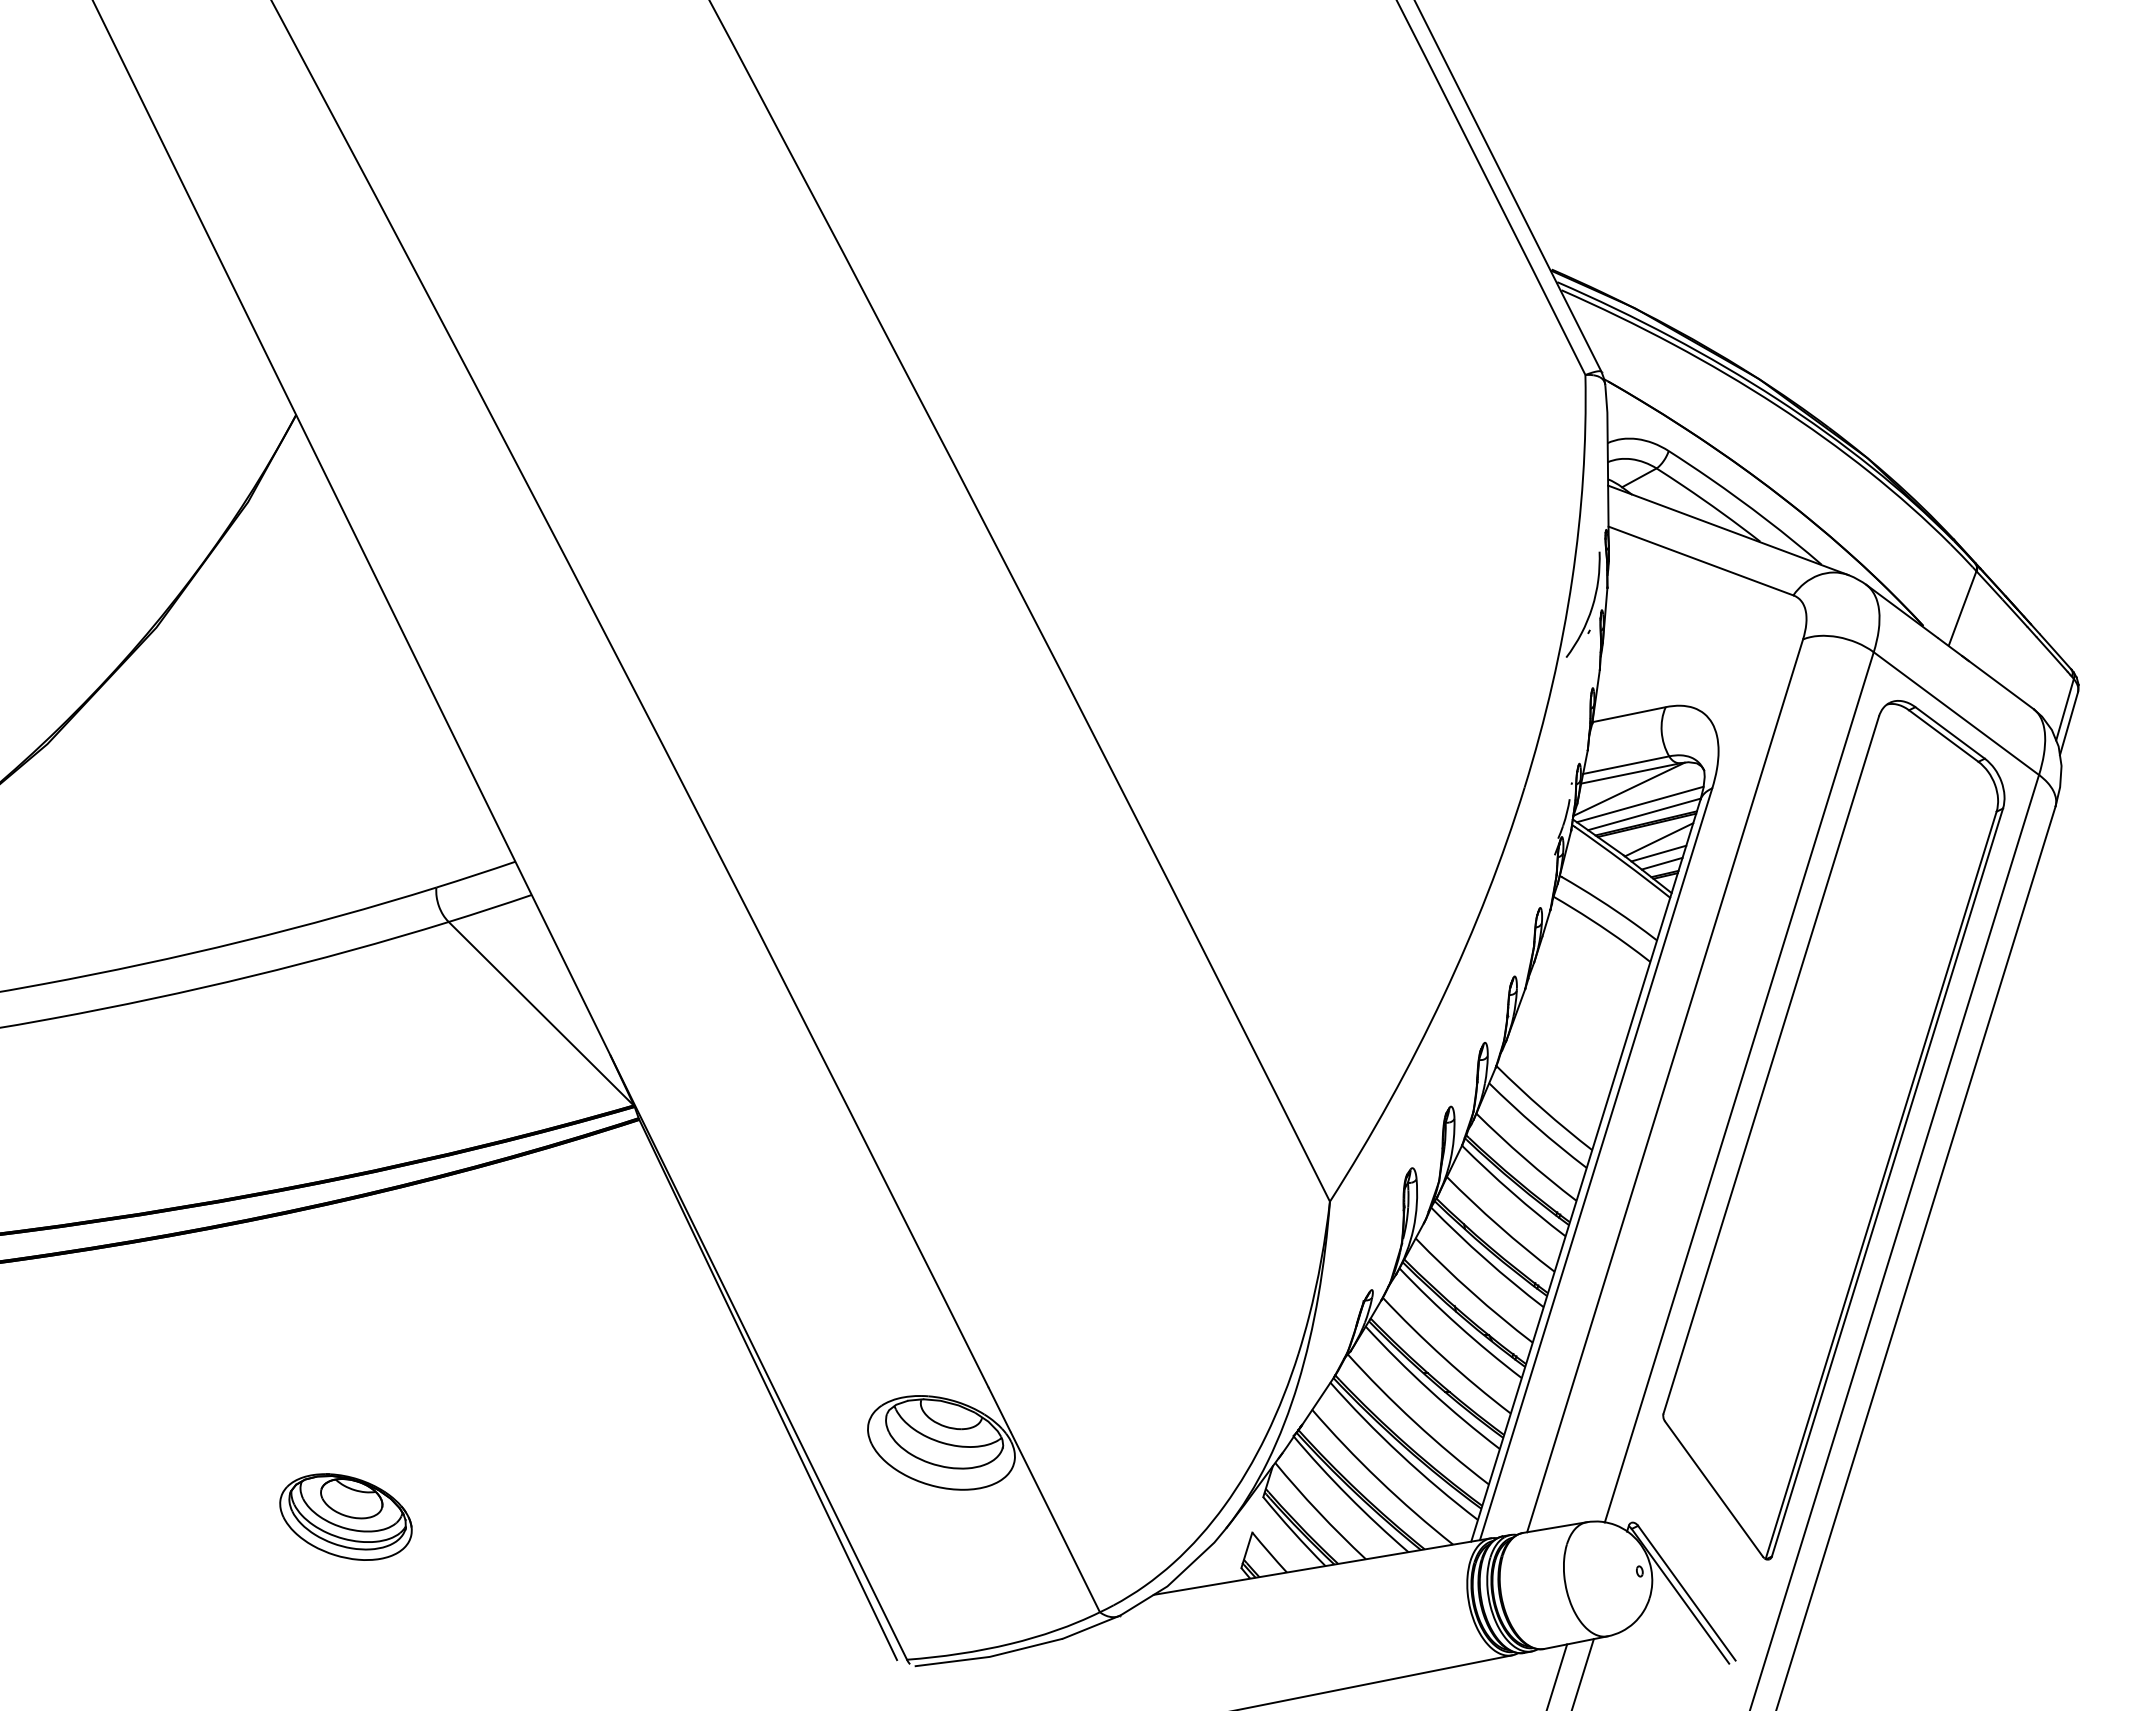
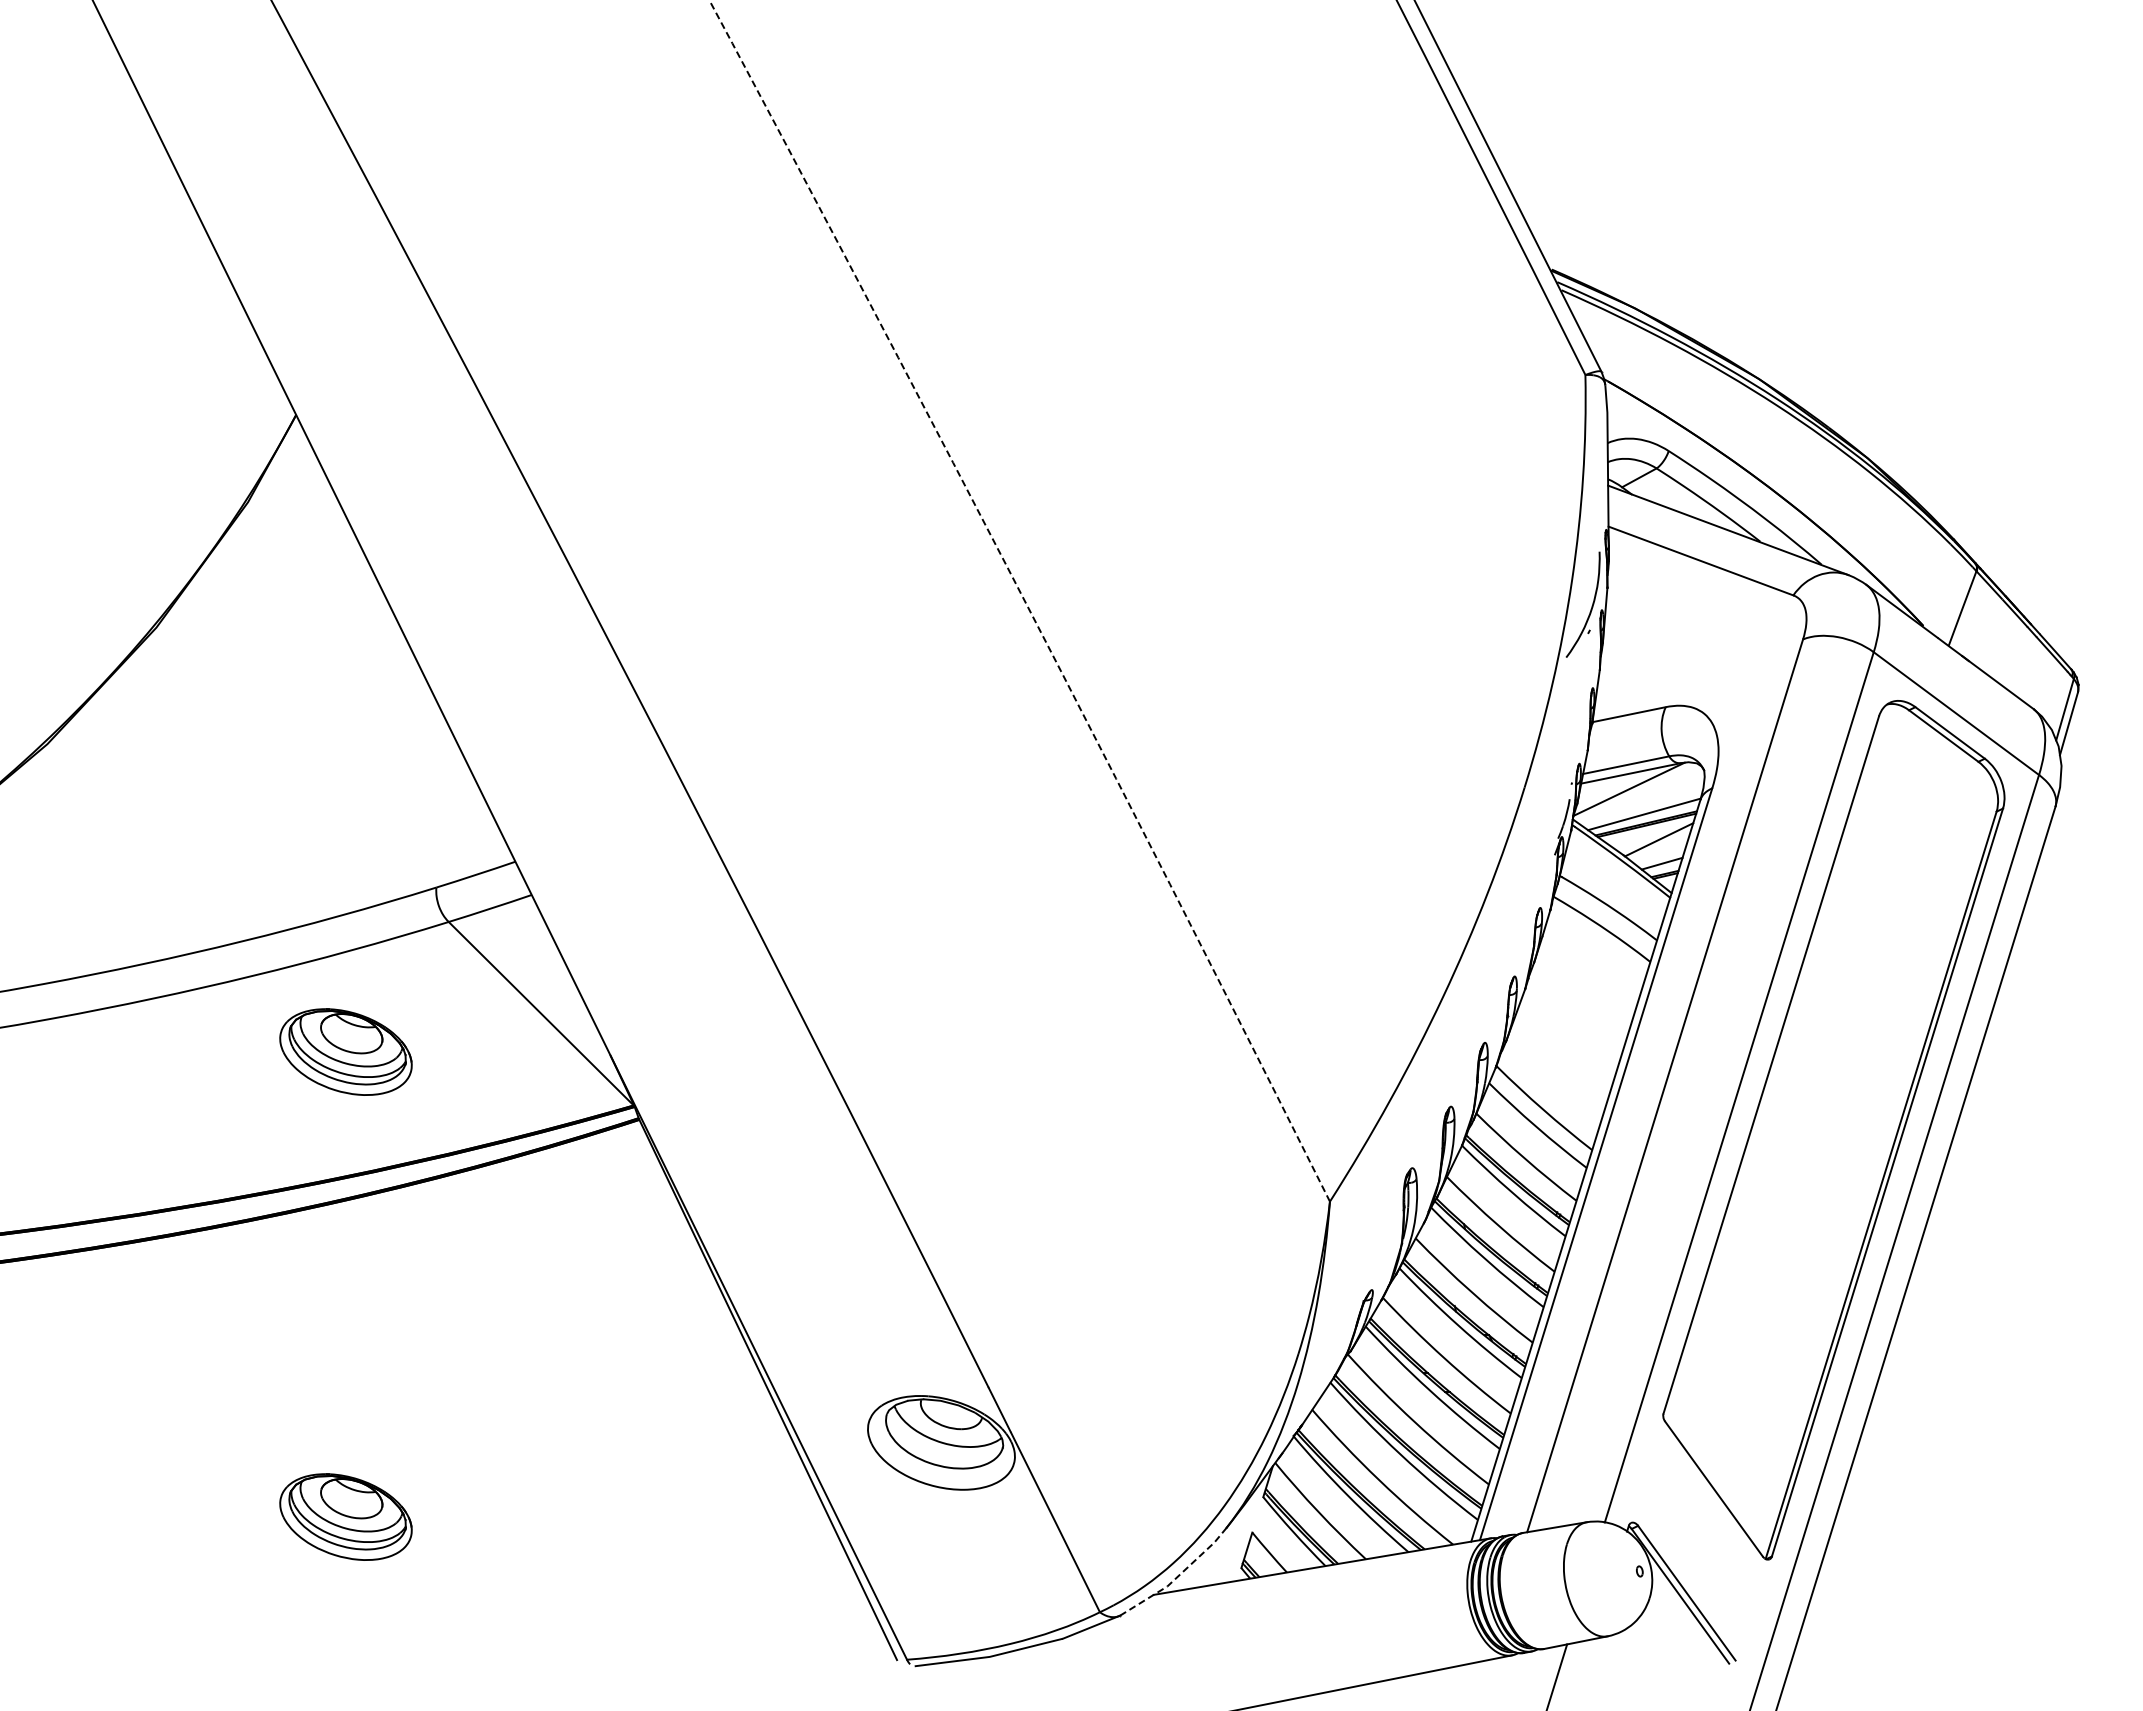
arc: solid -> dashed (1023, 598)
line: present -> none (1639, 804)
line: present -> none (1658, 853)
part: none -> present (345, 1051)
line: solid -> dashed (1178, 1576)
line: present -> none (1582, 1673)
